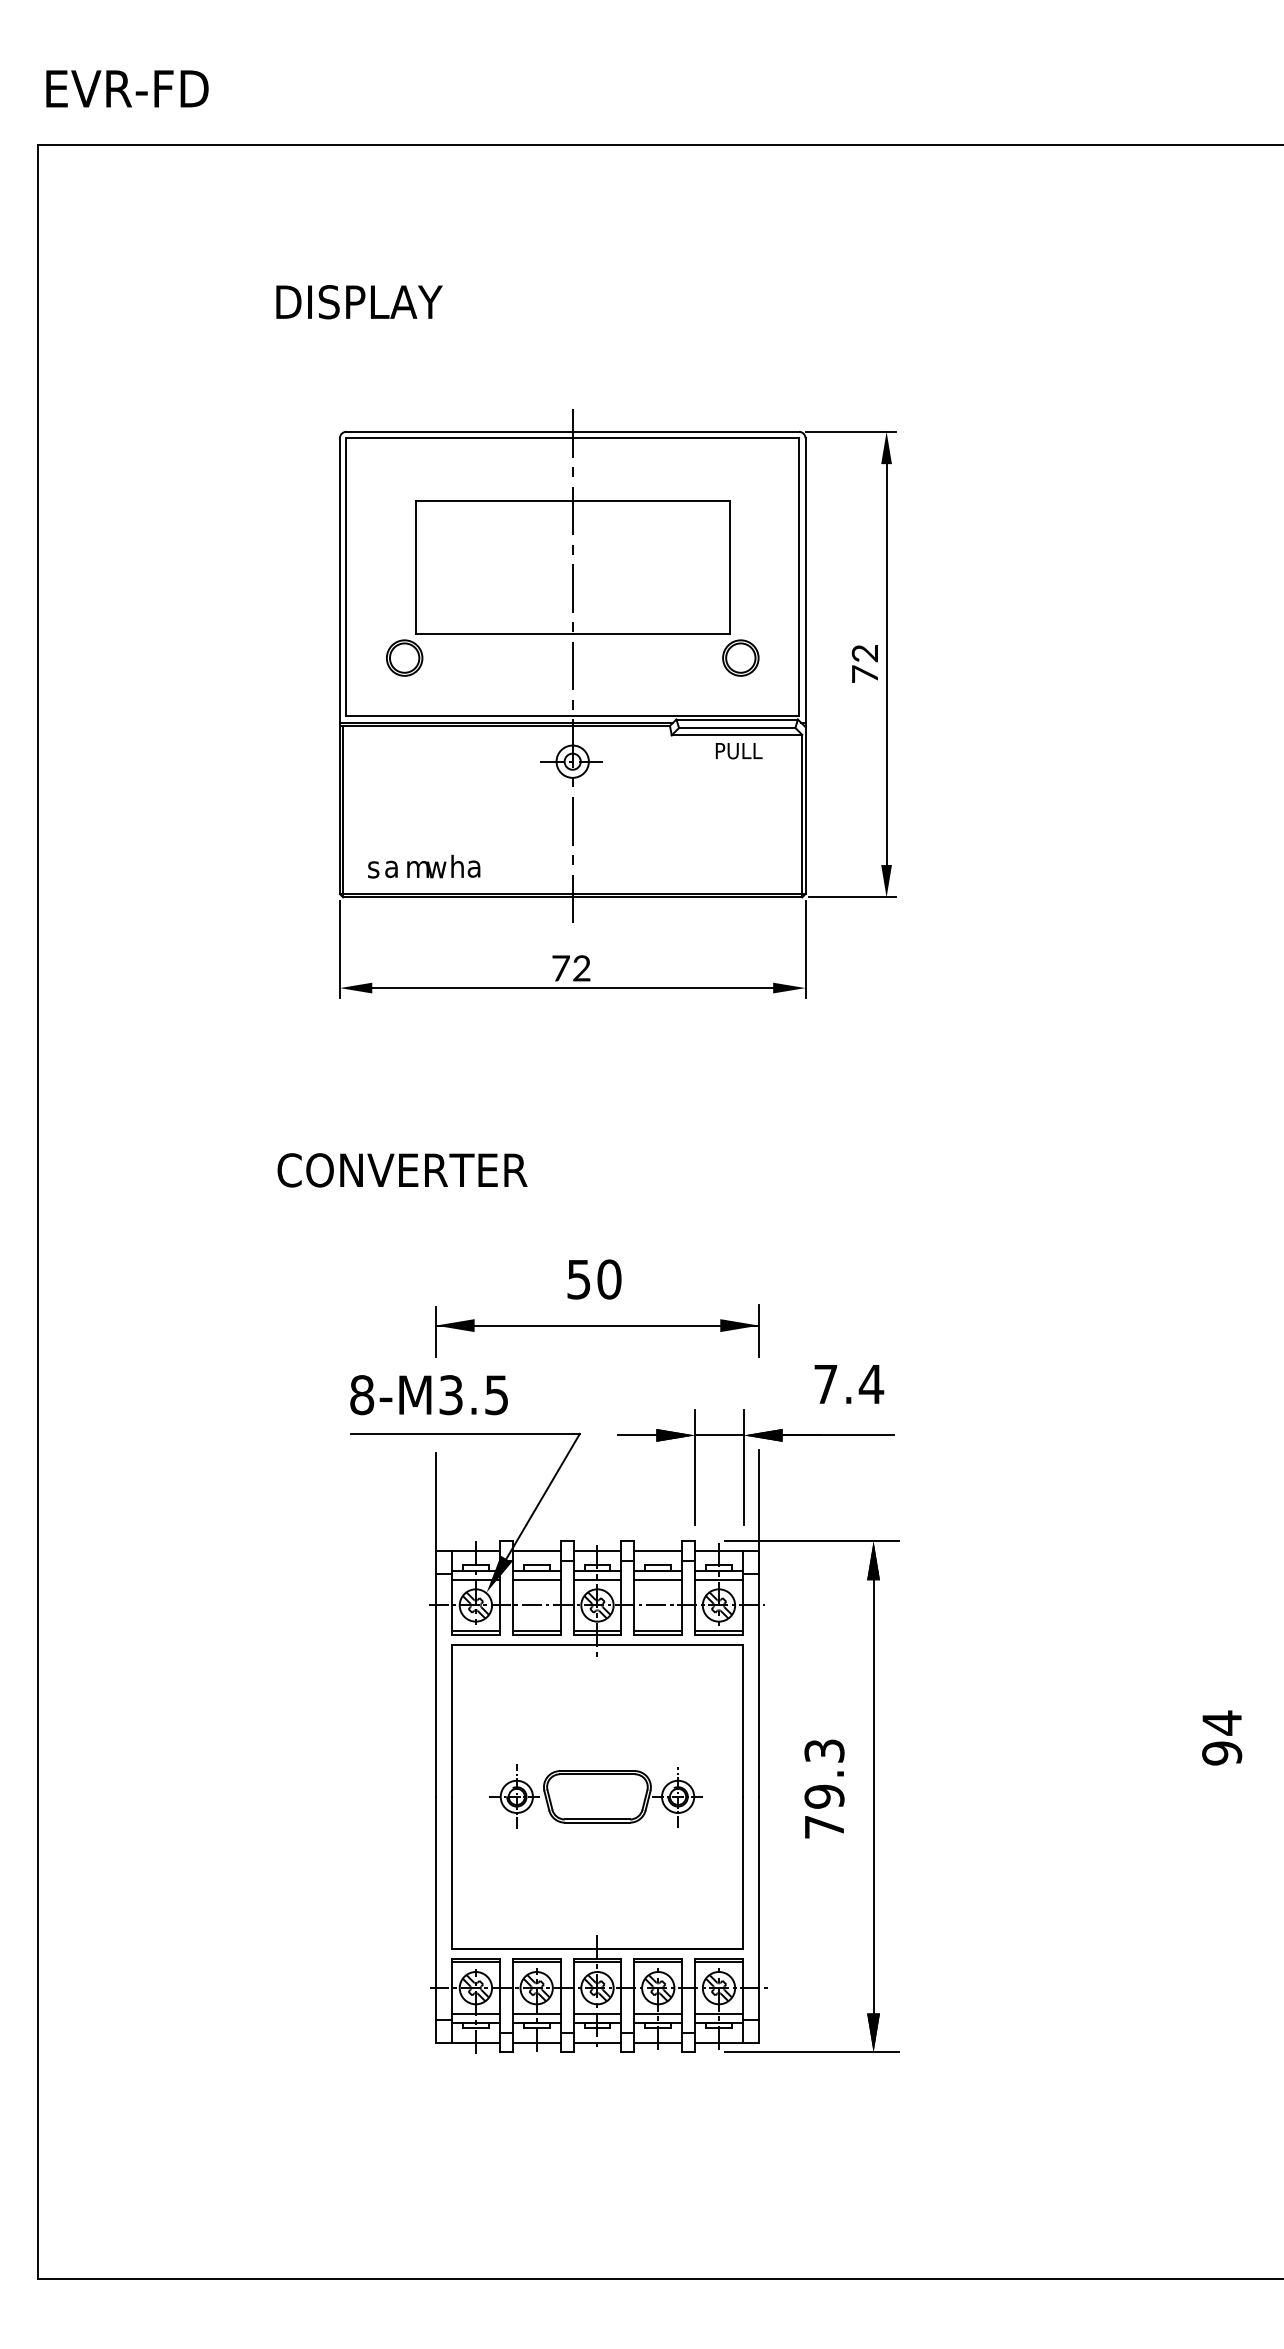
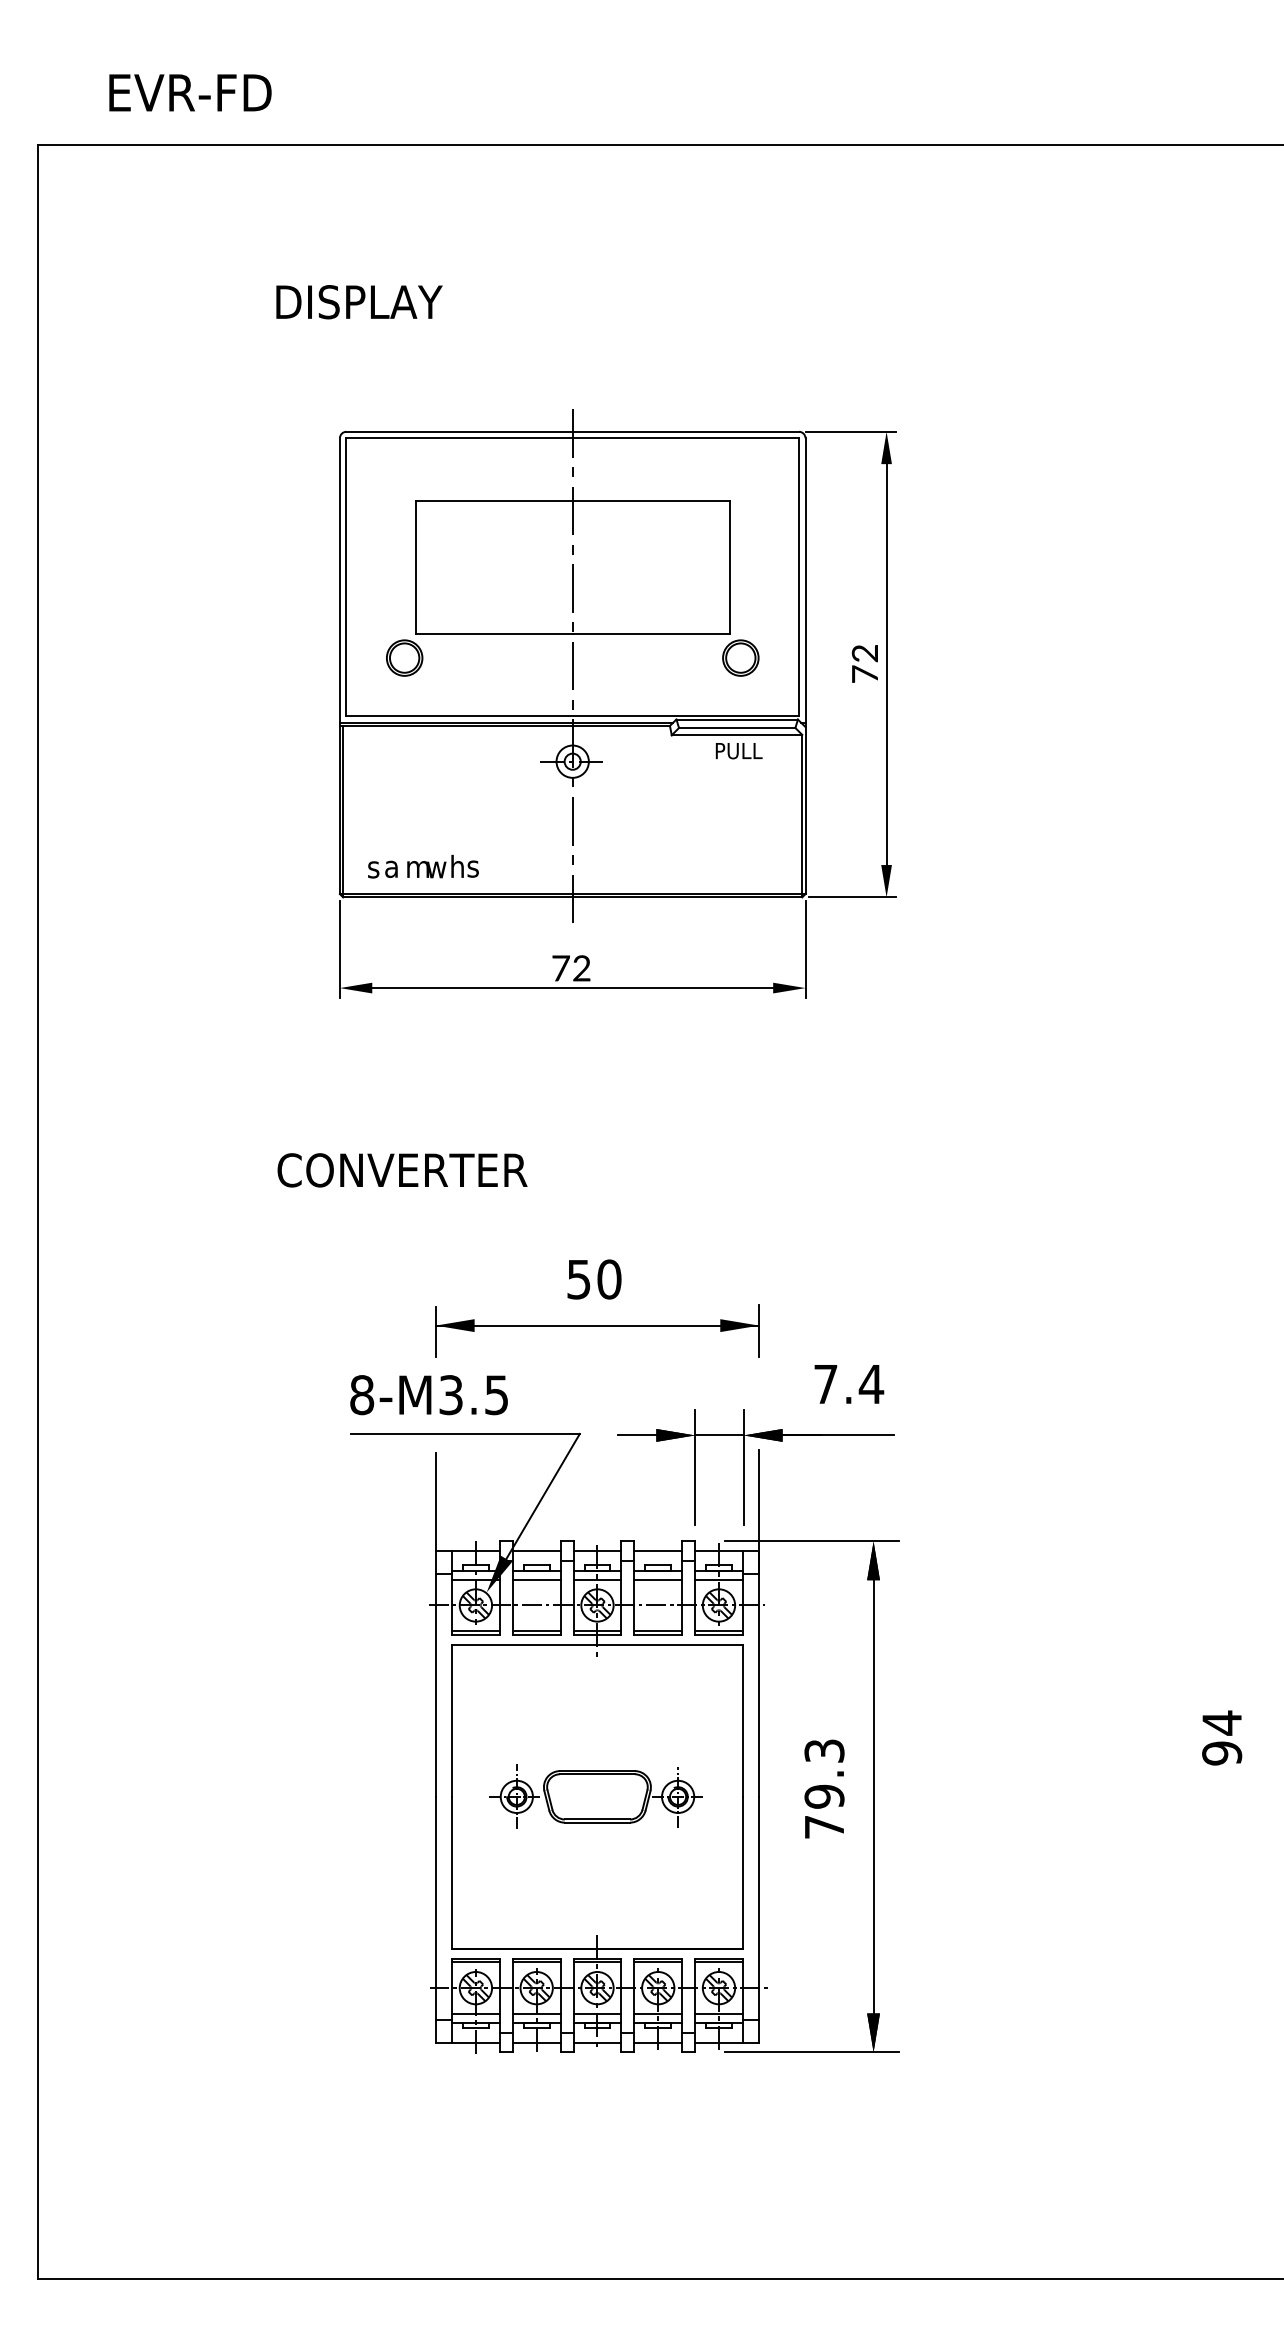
text position: (127, 88) -> (190, 92) (190, 92)
text: a -> s (473, 868)
